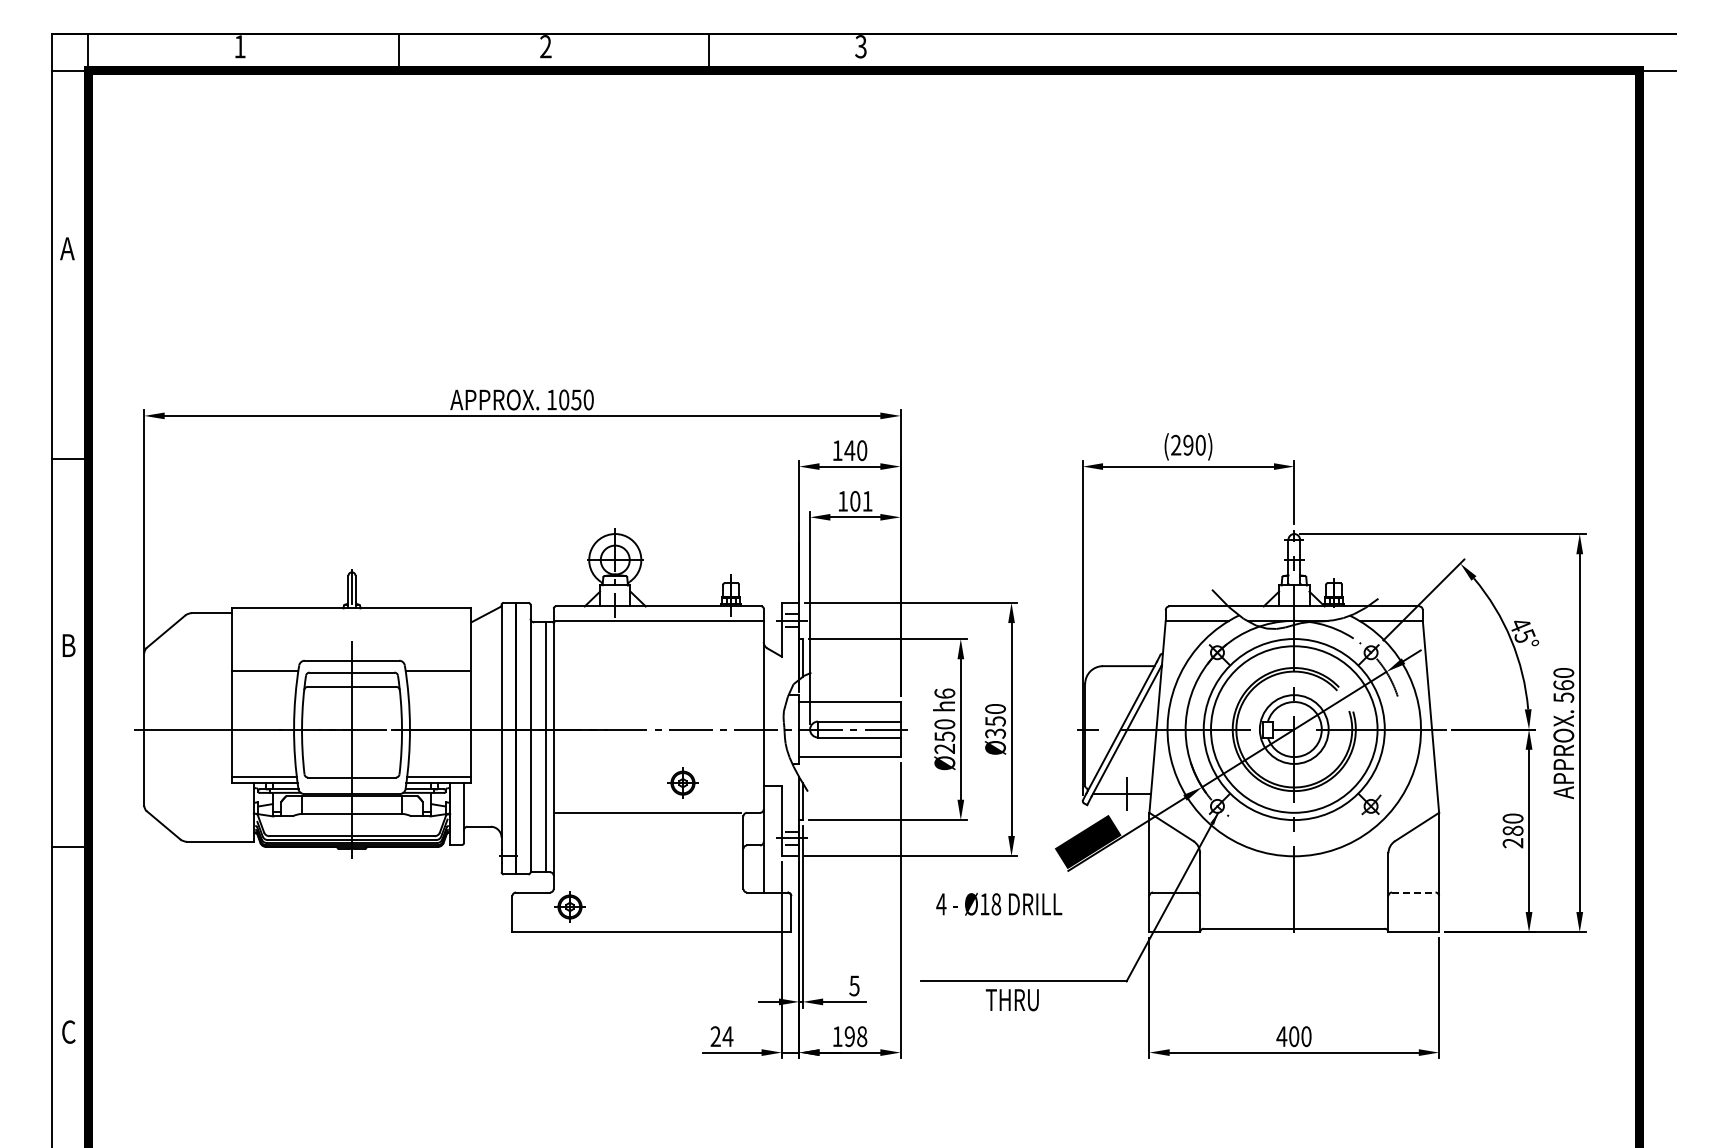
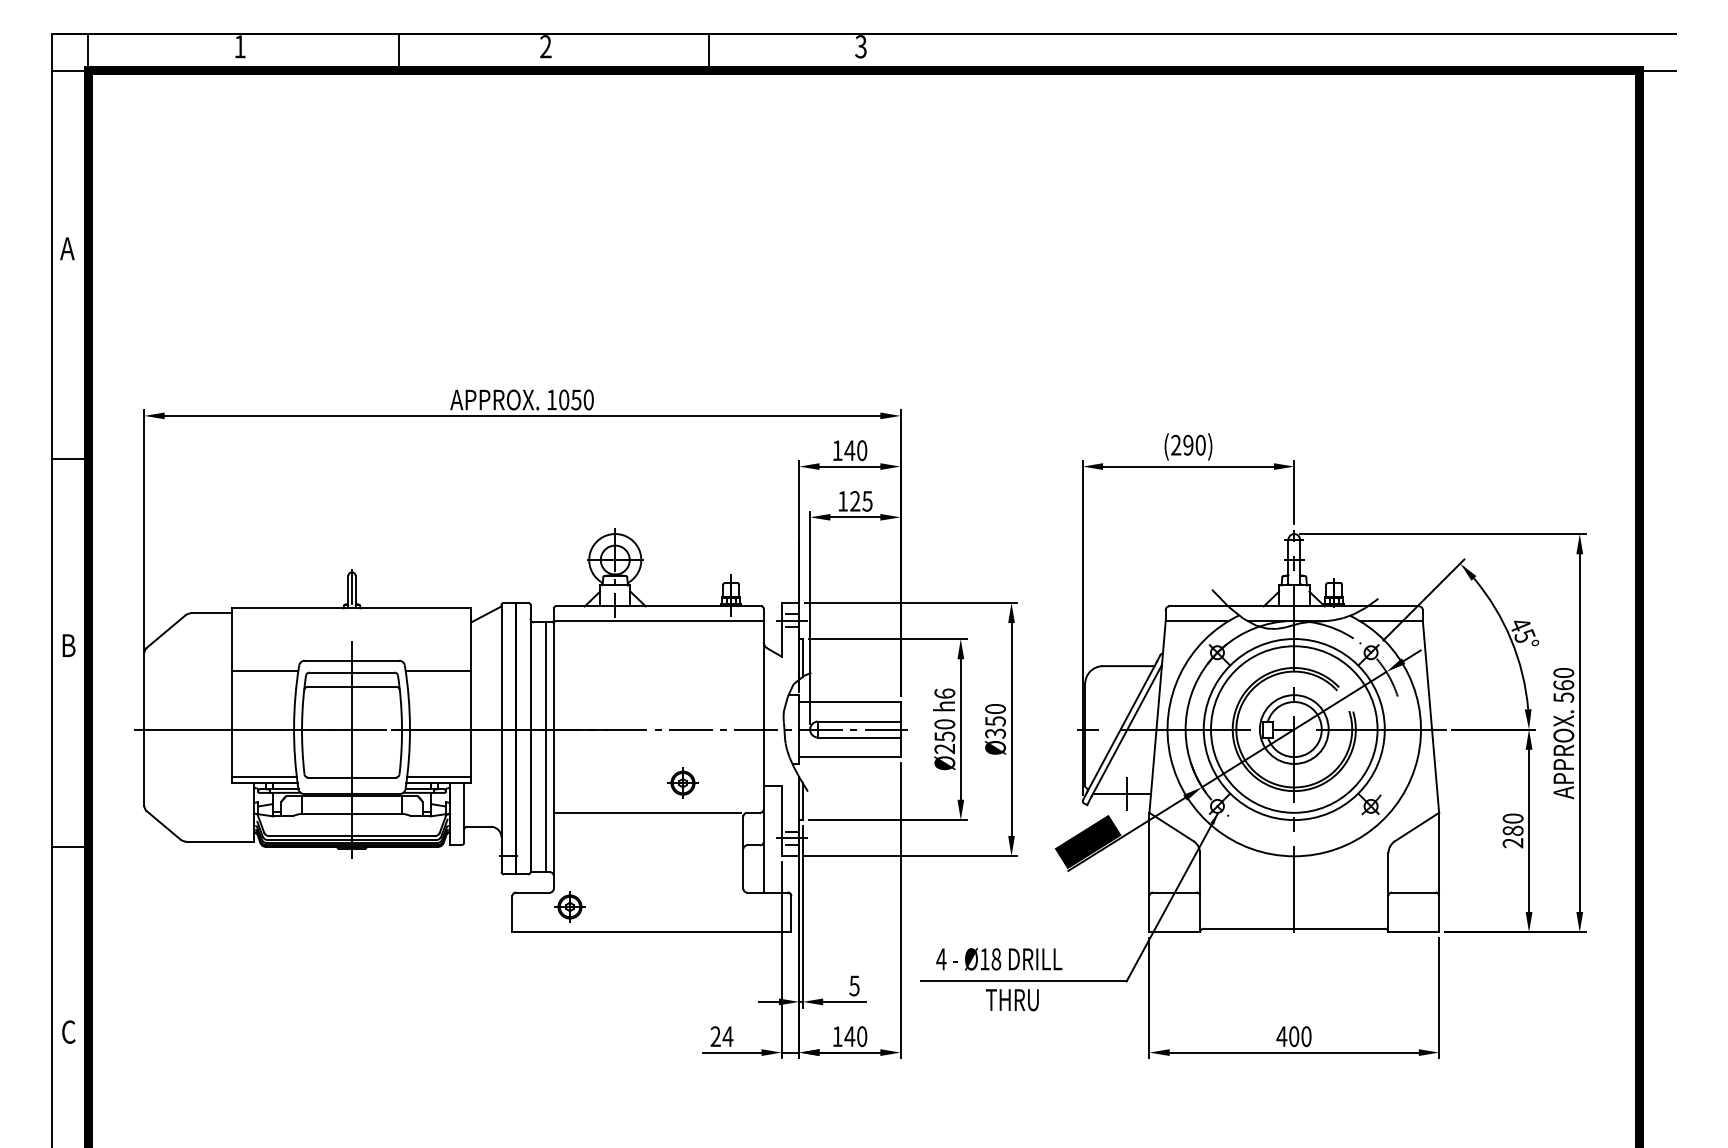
text: 101 -> 125 (861, 501)
line: dashed -> solid (1413, 892)
text position: (999, 903) -> (999, 958) (999, 958)
text: 198 -> 140 (855, 1036)
